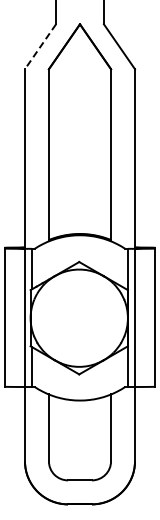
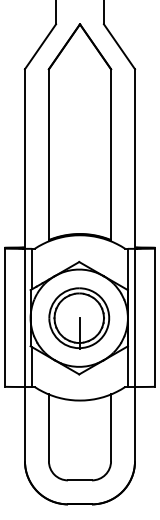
line: dashed -> solid (40, 47)
part: none -> present (79, 318)
